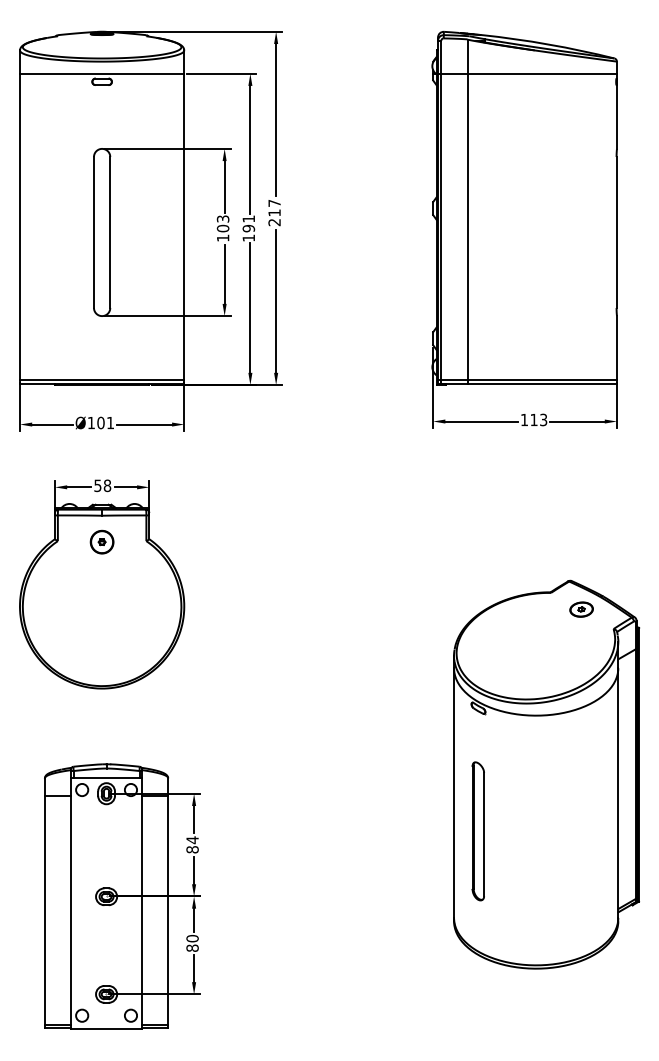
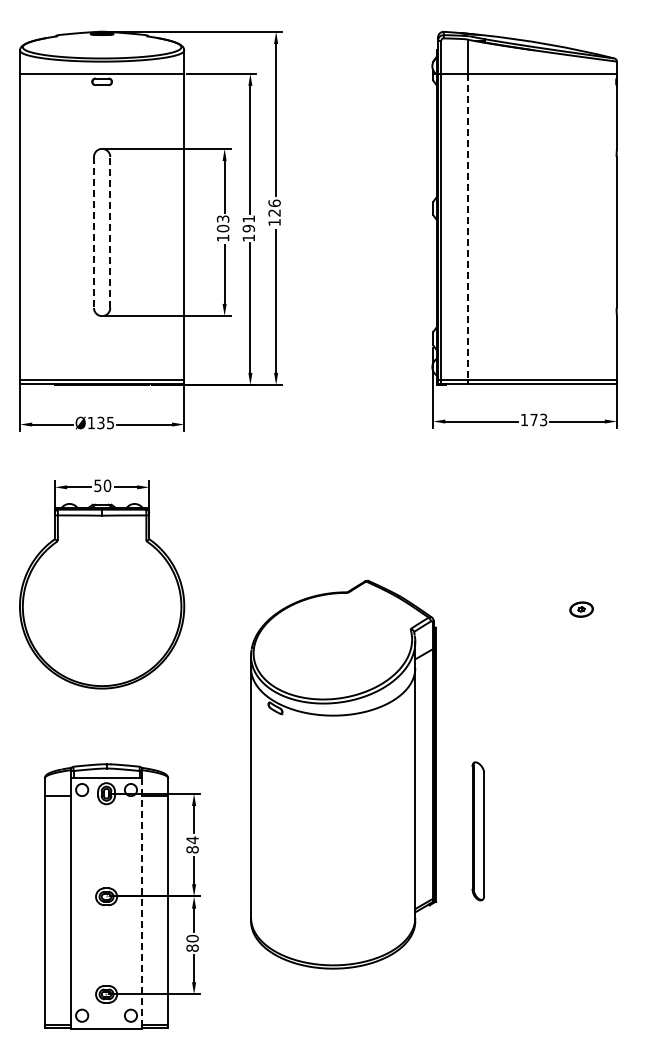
text: 217 -> 126 (274, 212)
line: solid -> dashed (467, 226)
line: solid -> dashed (110, 232)
line: solid -> dashed (94, 233)
text: 113 -> 173 (533, 419)
text: Ø101 -> Ø135 (105, 422)
text: 58 -> 50 (107, 485)
part: present -> none (101, 541)
part position: (546, 774) -> (343, 774) (343, 774)
line: solid -> dashed (141, 903)
